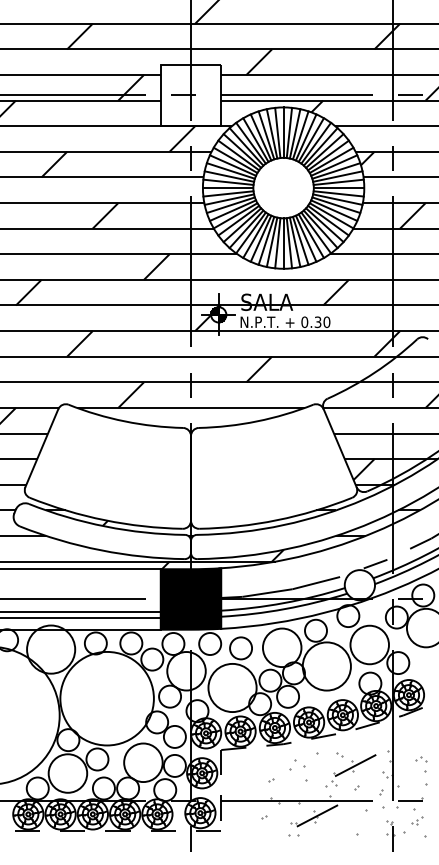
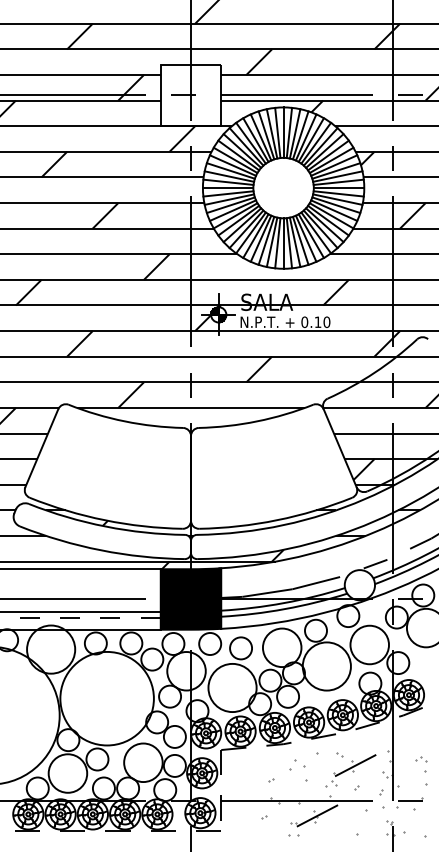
text: 0.30 -> 0.10 (317, 322)
line: solid -> dashed (80, 617)
part: present -> none (417, 820)
